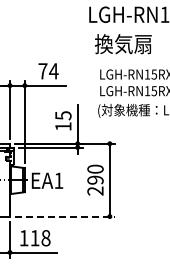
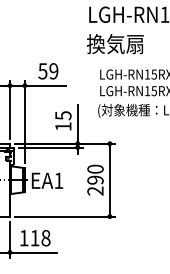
text position: (123, 44) -> (115, 44) (115, 44)
text: 74 -> 59 (48, 71)
line: dashed -> solid (65, 216)
